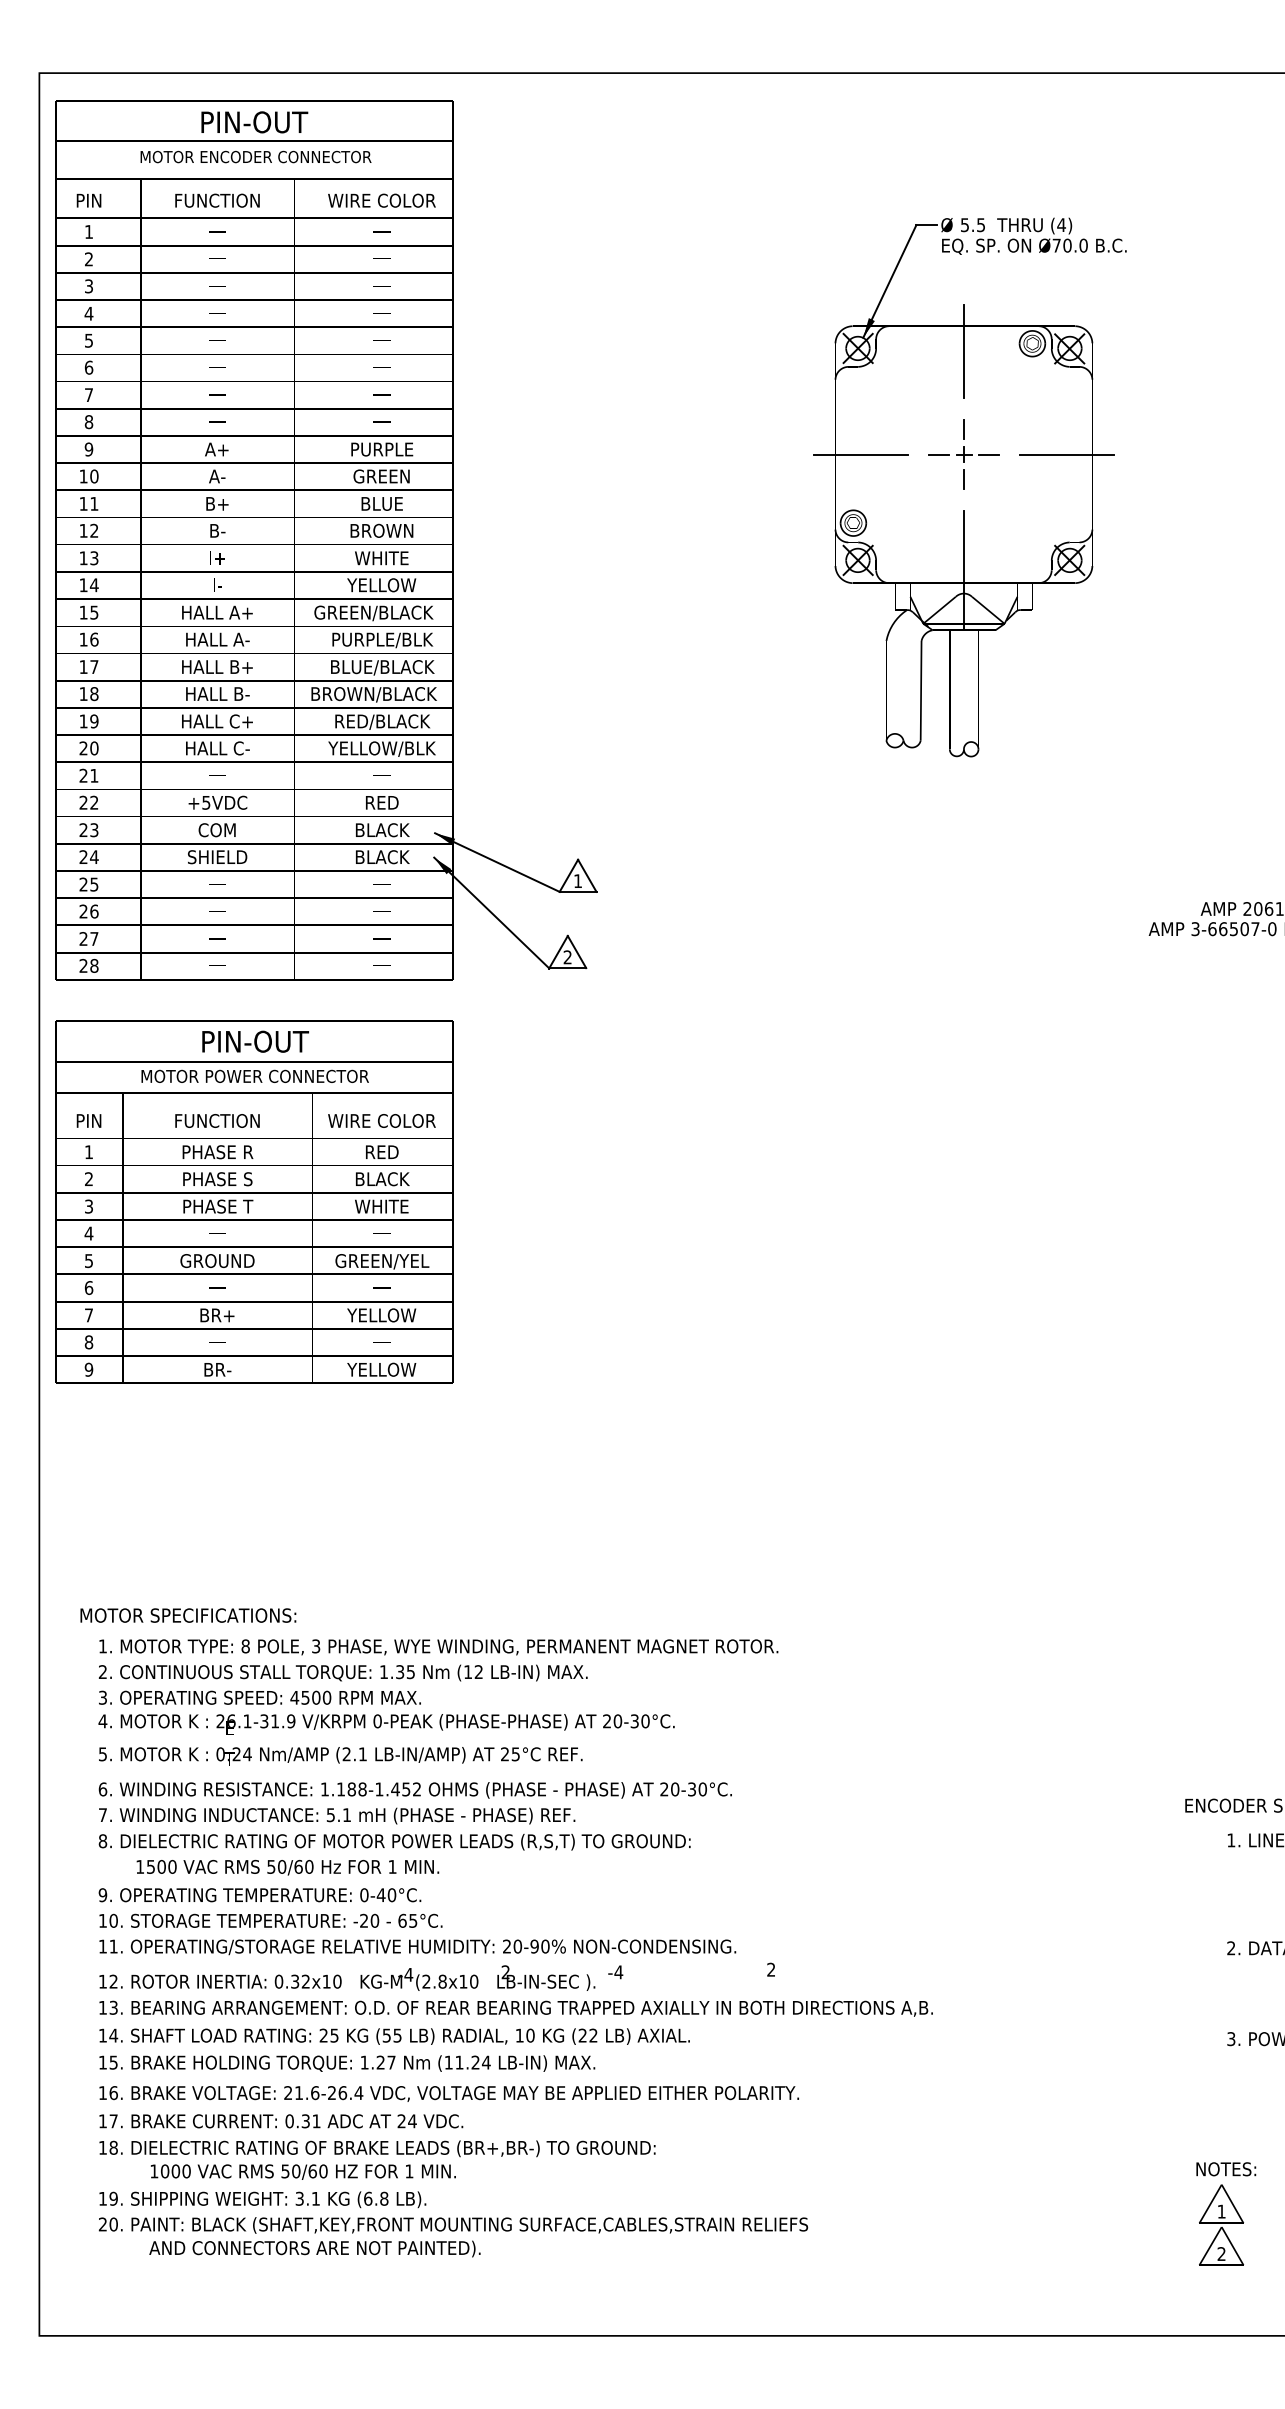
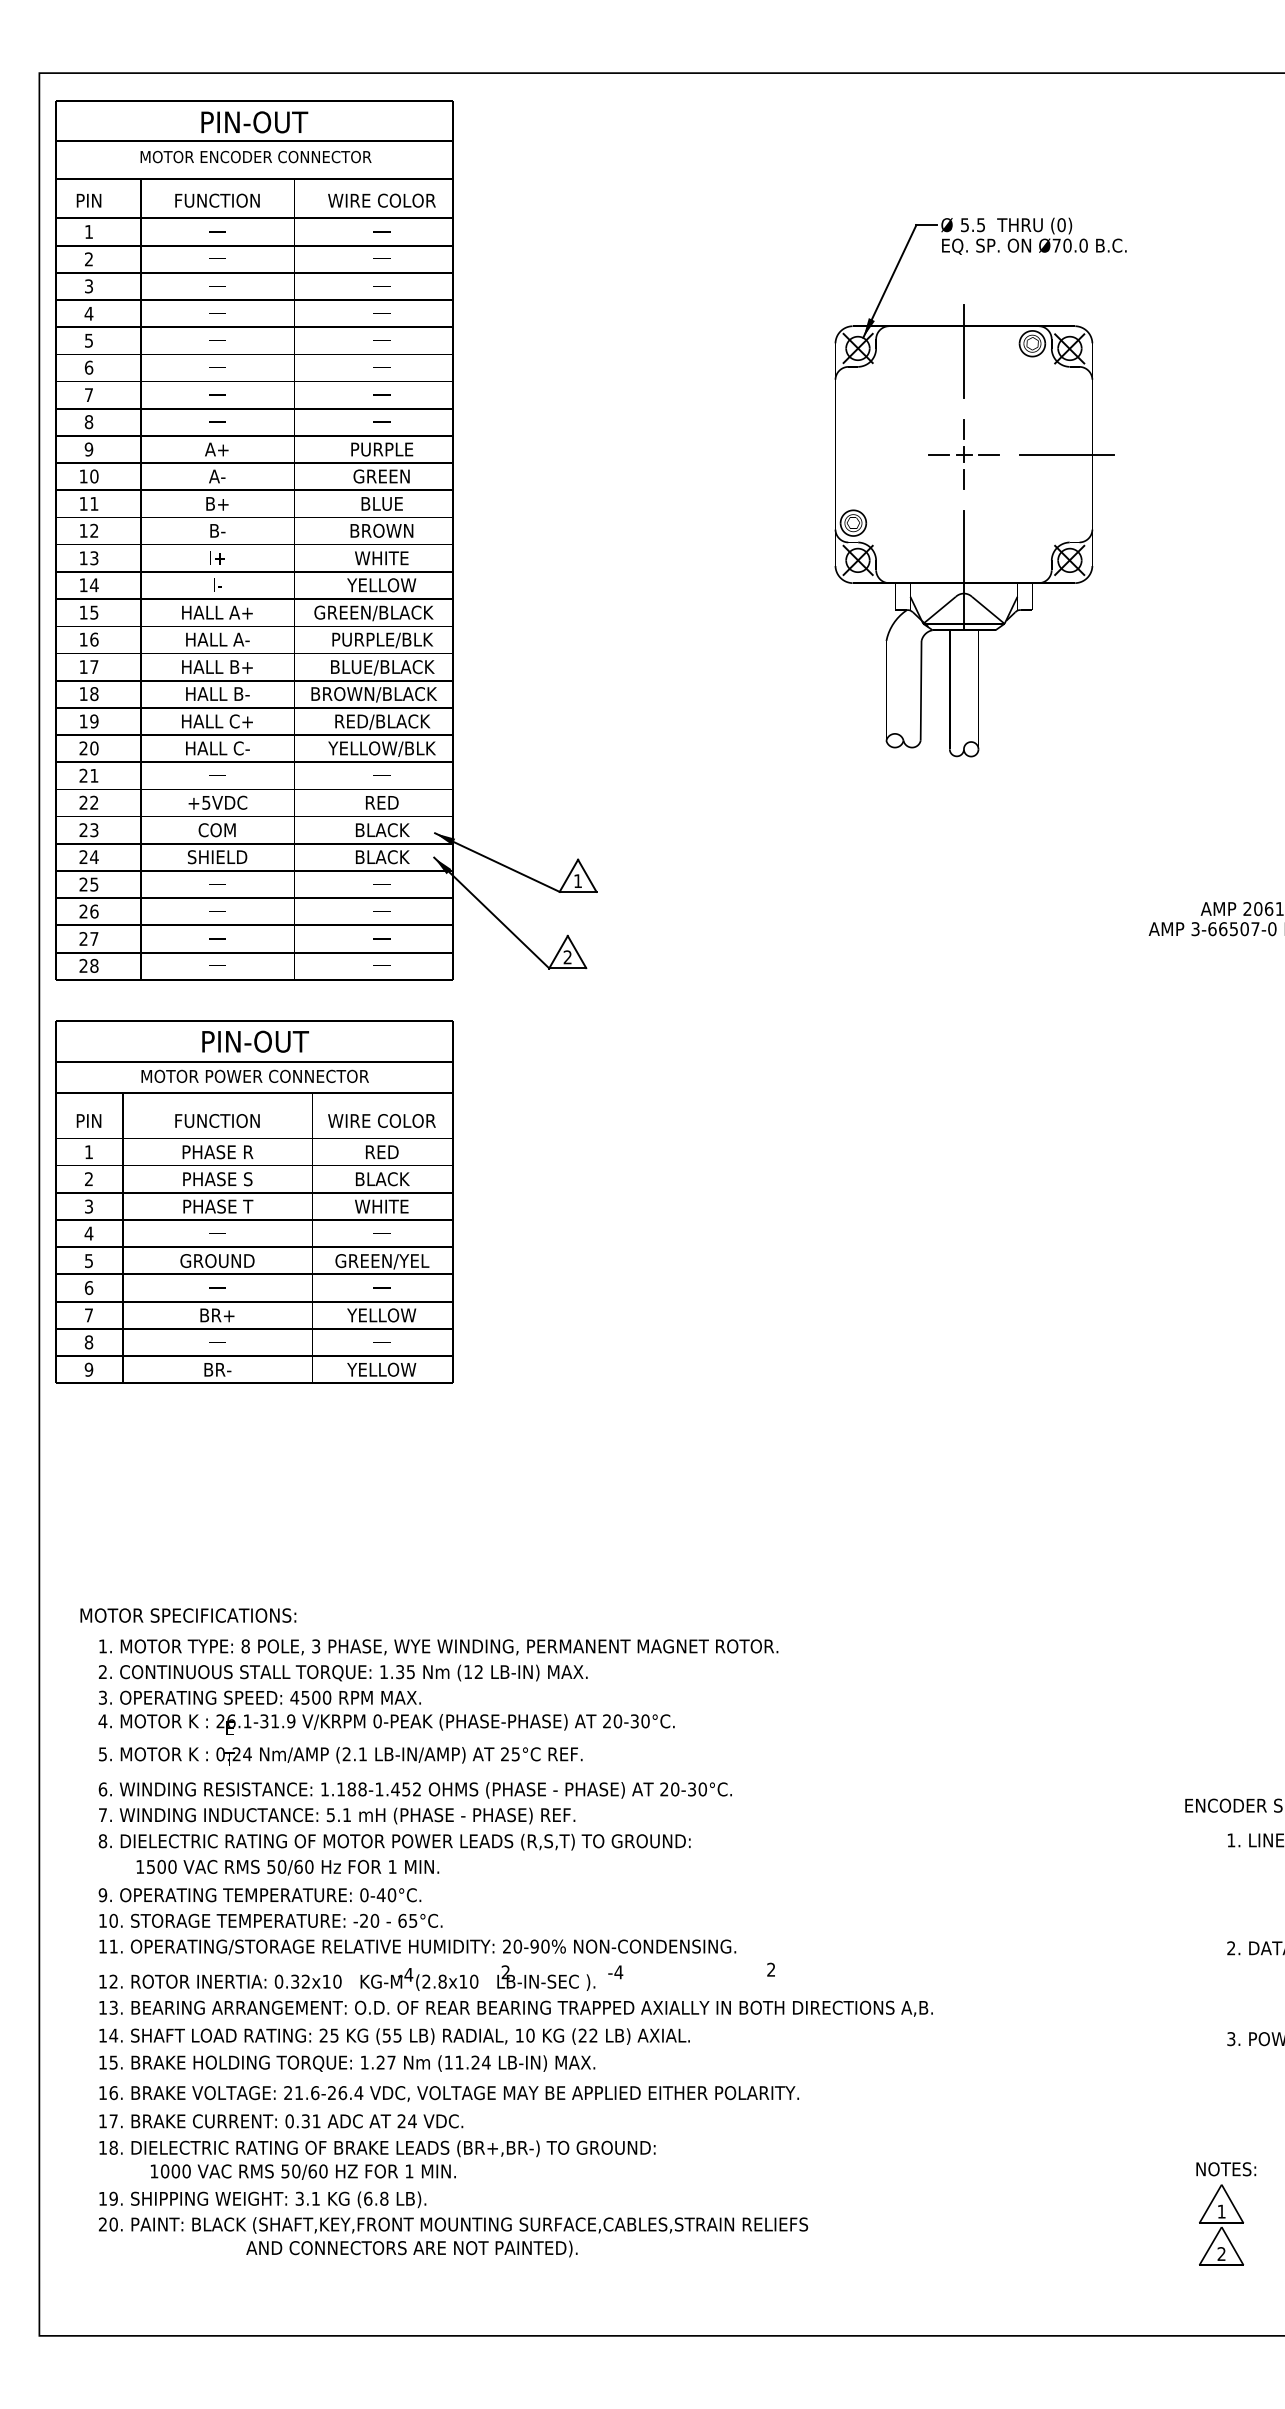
text: (4) -> (0) (1061, 225)
line: present -> none (860, 454)
text position: (314, 2248) -> (411, 2248) (411, 2248)
